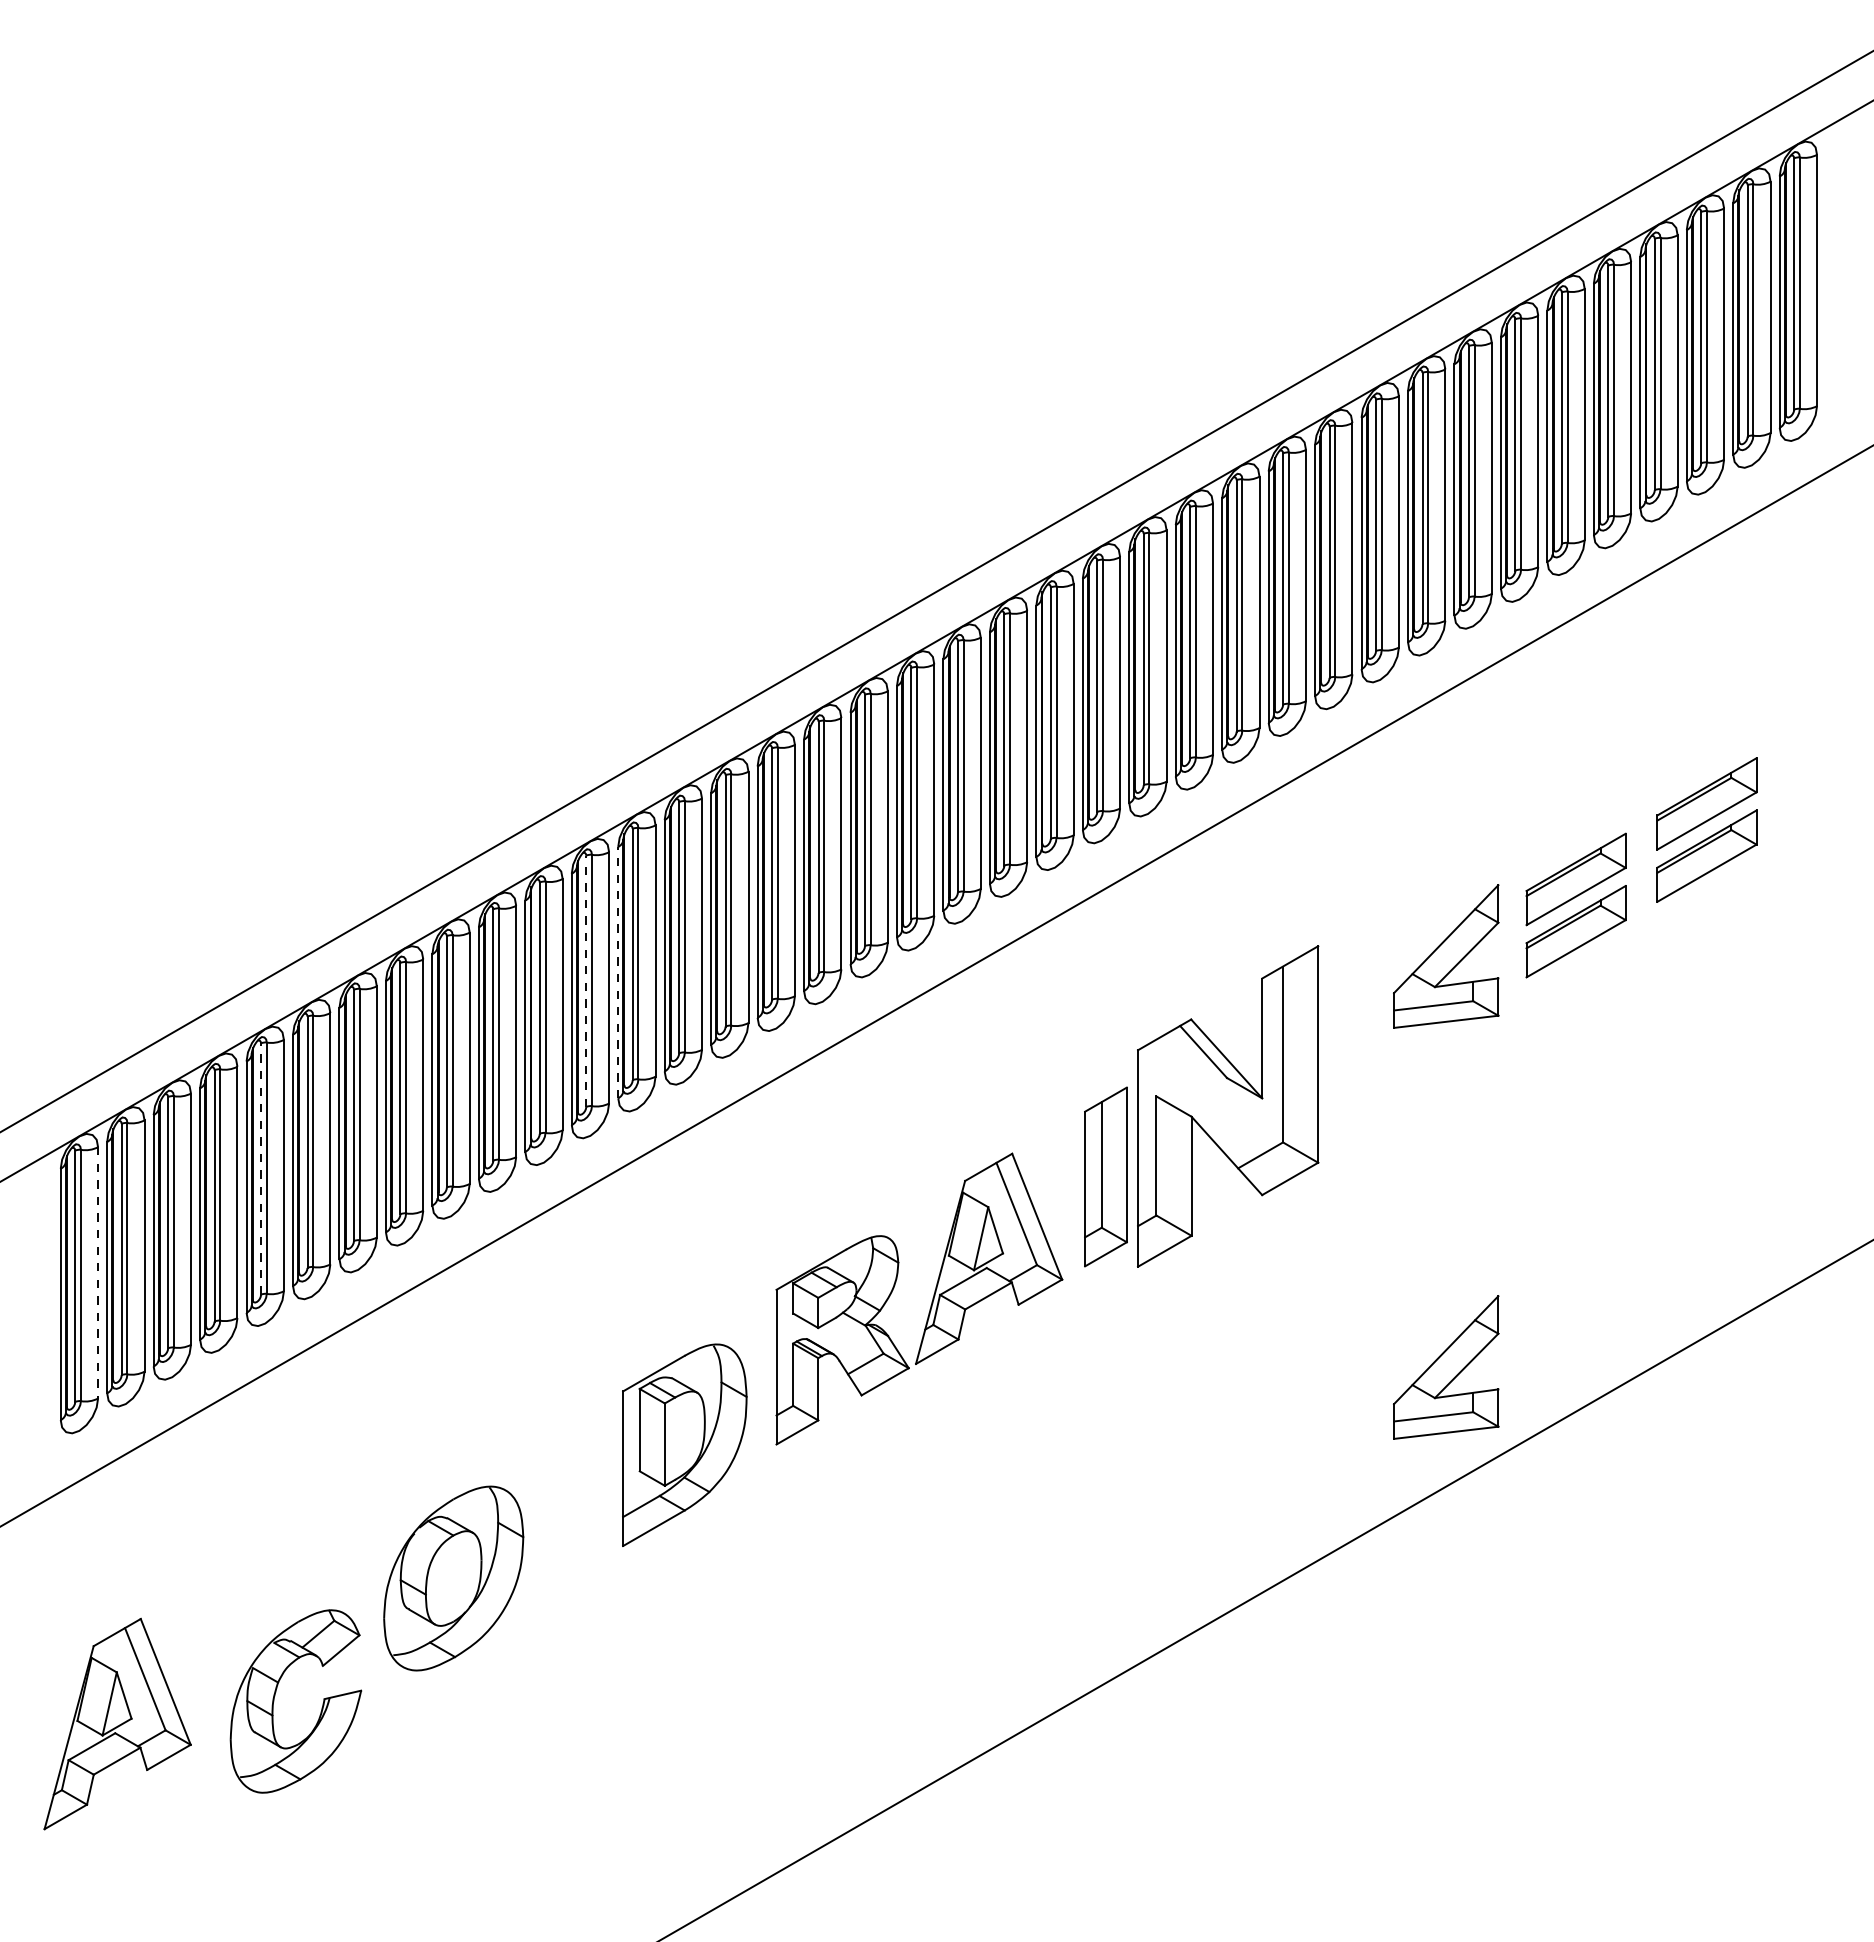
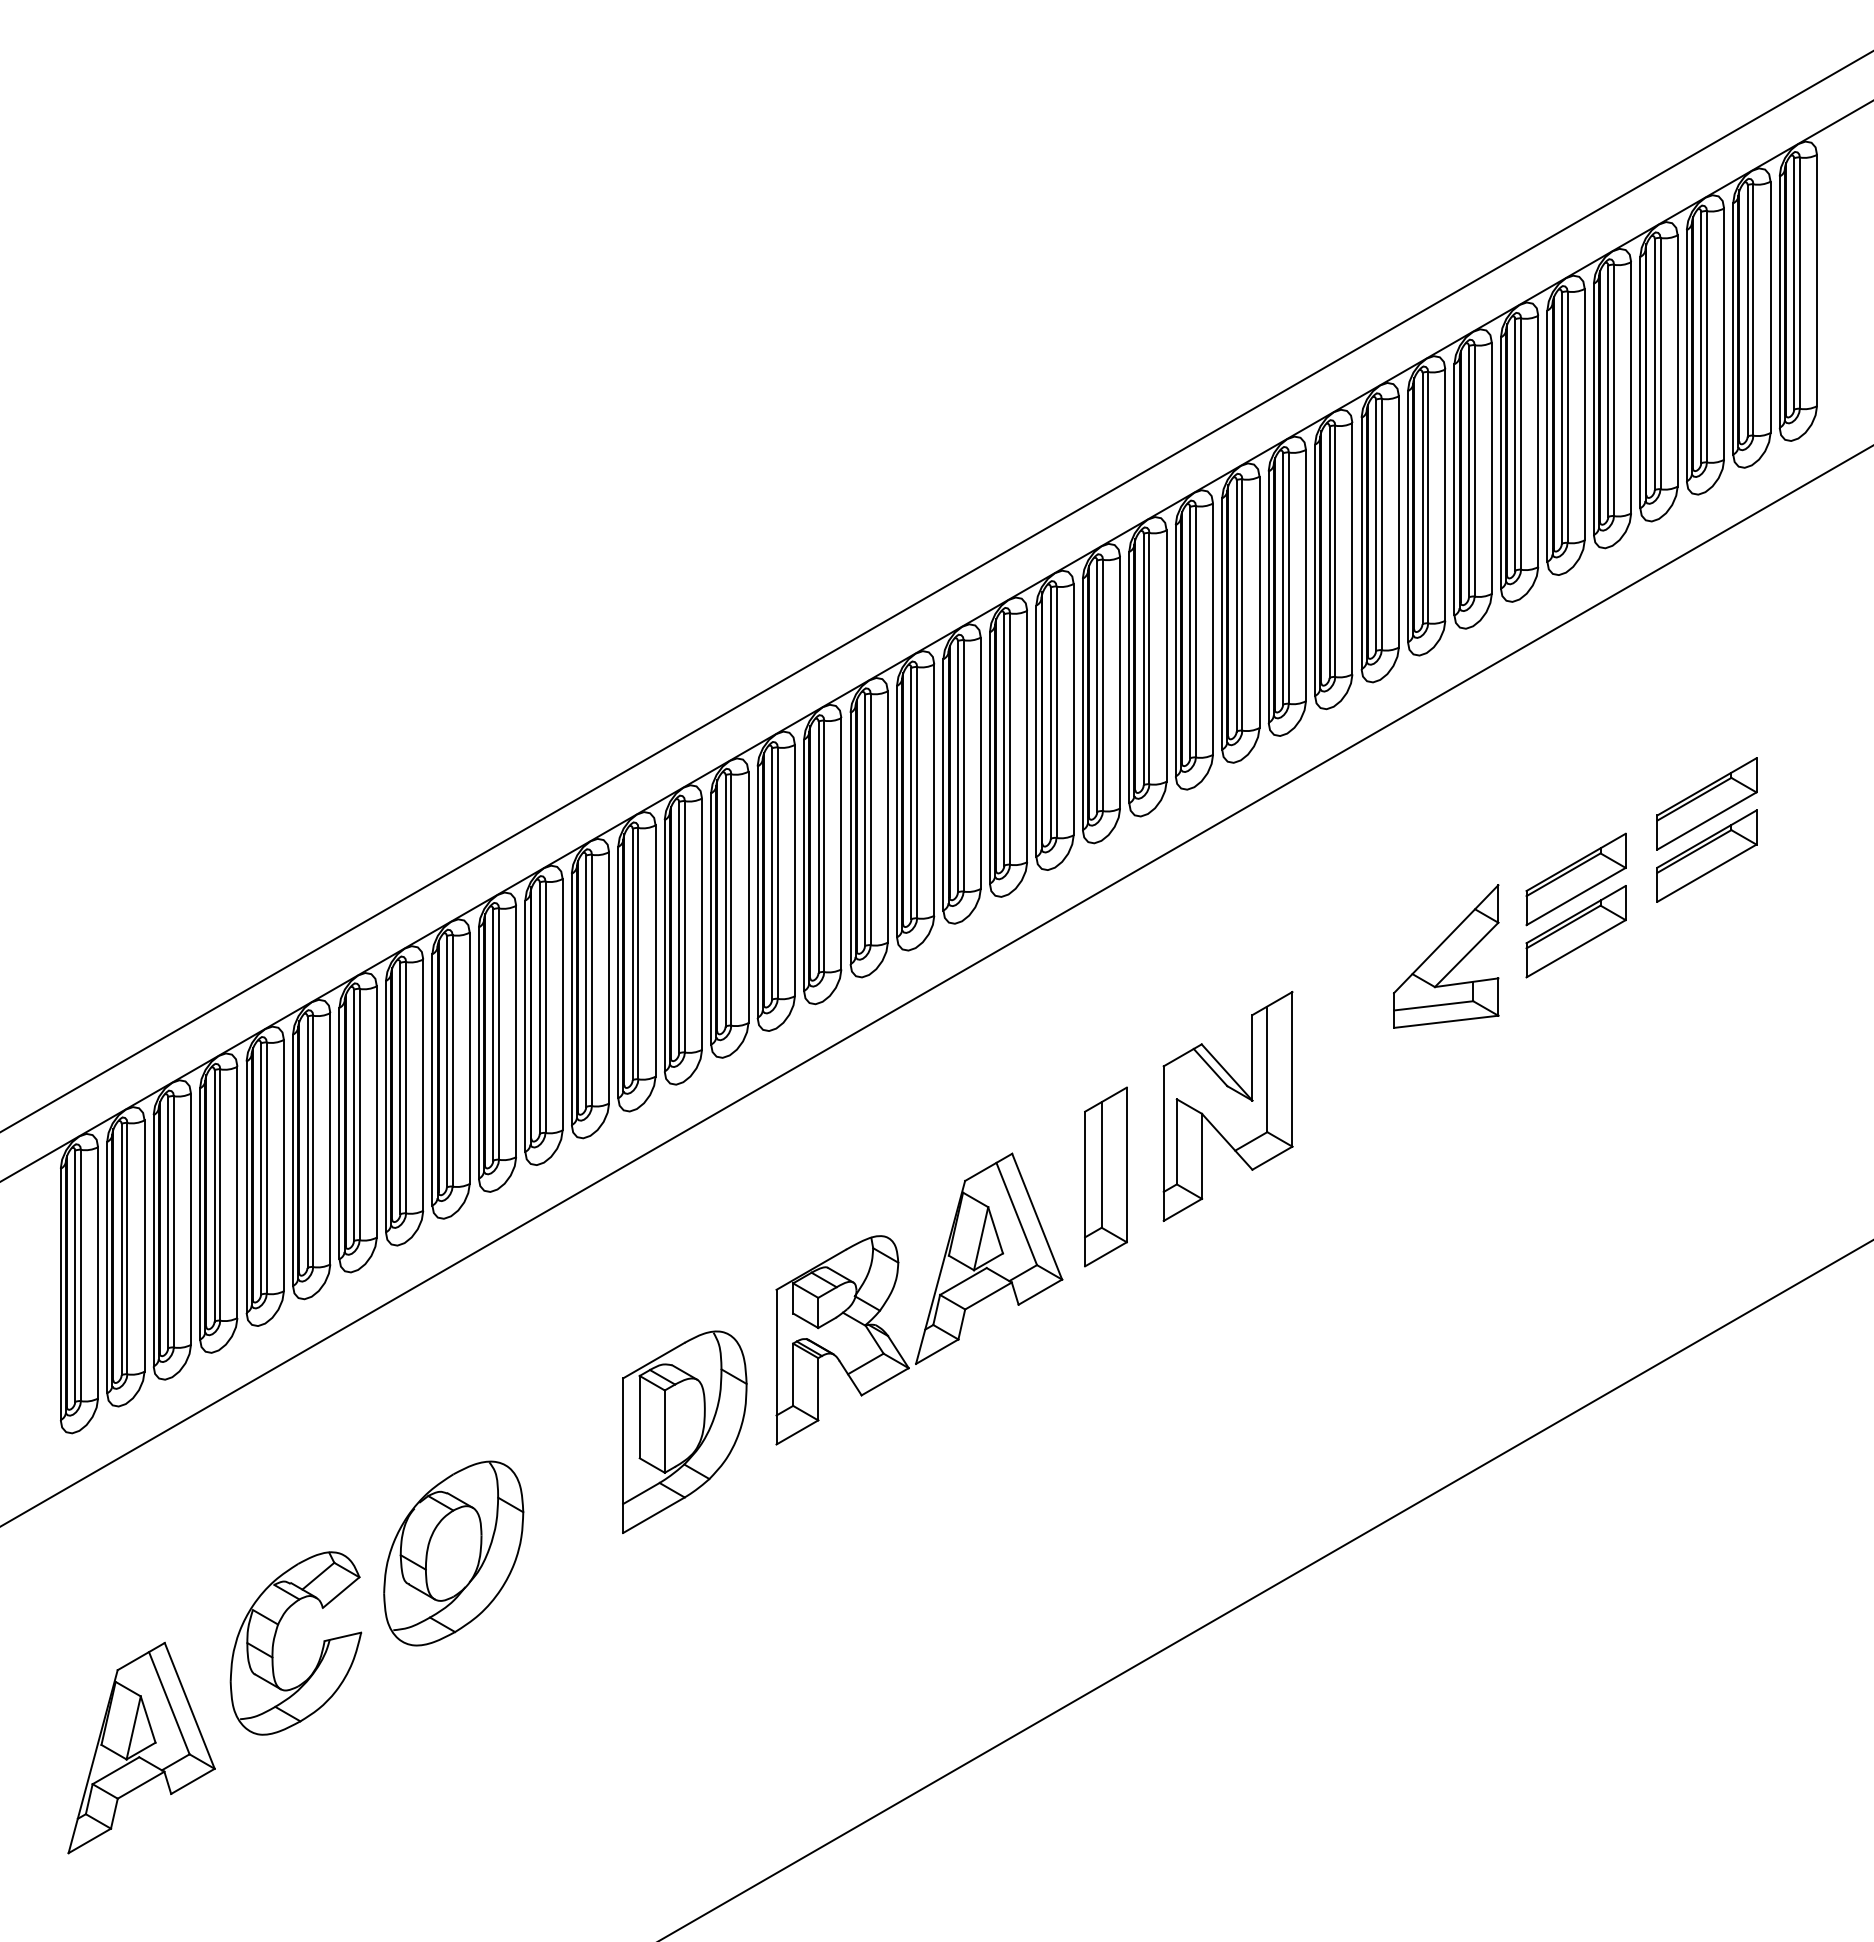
line: dashed -> solid (618, 972)
line: dashed -> solid (586, 981)
part size: 183x323 px -> 132x231 px (1227, 1106)
line: dashed -> solid (261, 1169)
line: dashed -> solid (98, 1272)
part: present -> none (1446, 1367)
part position: (684, 1444) -> (684, 1431) (684, 1431)
part position: (453, 1578) -> (453, 1553) (453, 1553)
part position: (275, 1696) -> (275, 1638) (275, 1638)
part position: (117, 1723) -> (141, 1747) (141, 1747)
